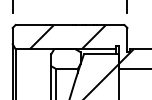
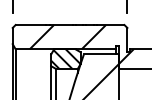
hatch: none -> present (65, 59)
